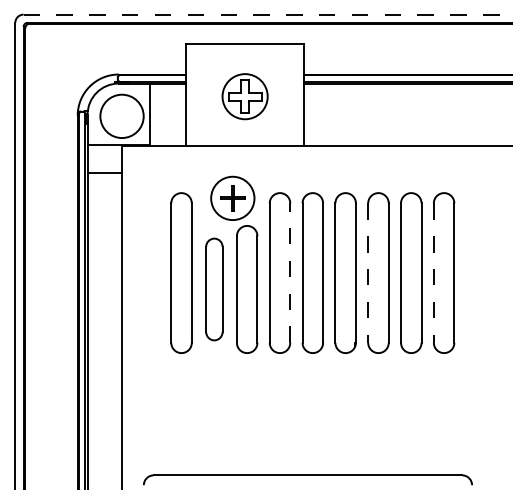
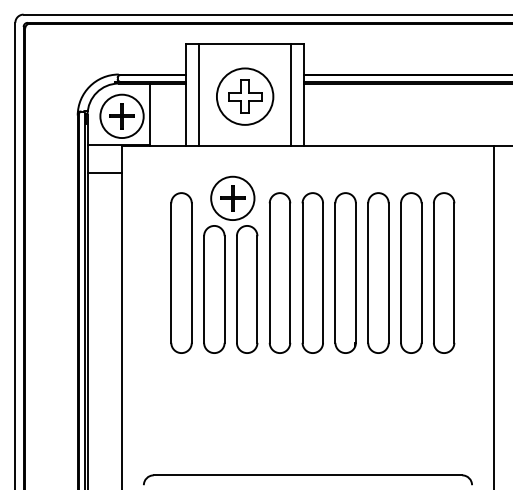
line: dashed -> solid (267, 14)
line: none -> present (199, 94)
line: none -> present (291, 94)
circle diameter: 45 px -> 56 px (244, 96)
part: none -> present (121, 116)
line: dashed -> solid (290, 273)
line: dashed -> solid (368, 273)
line: dashed -> solid (433, 273)
part size: 19x105 px -> 23x129 px (214, 289)
line: none -> present (493, 315)
